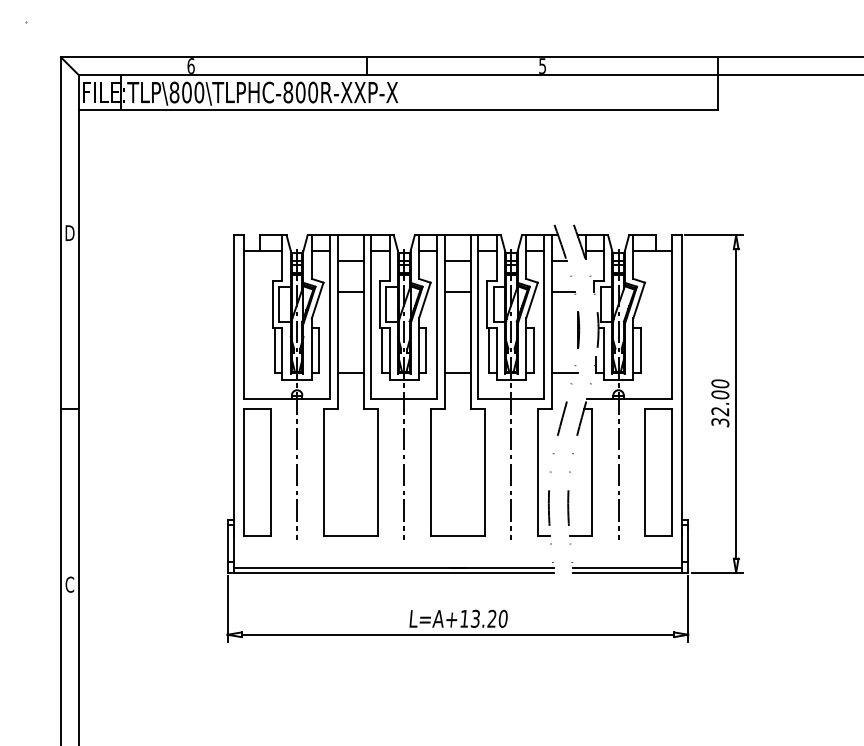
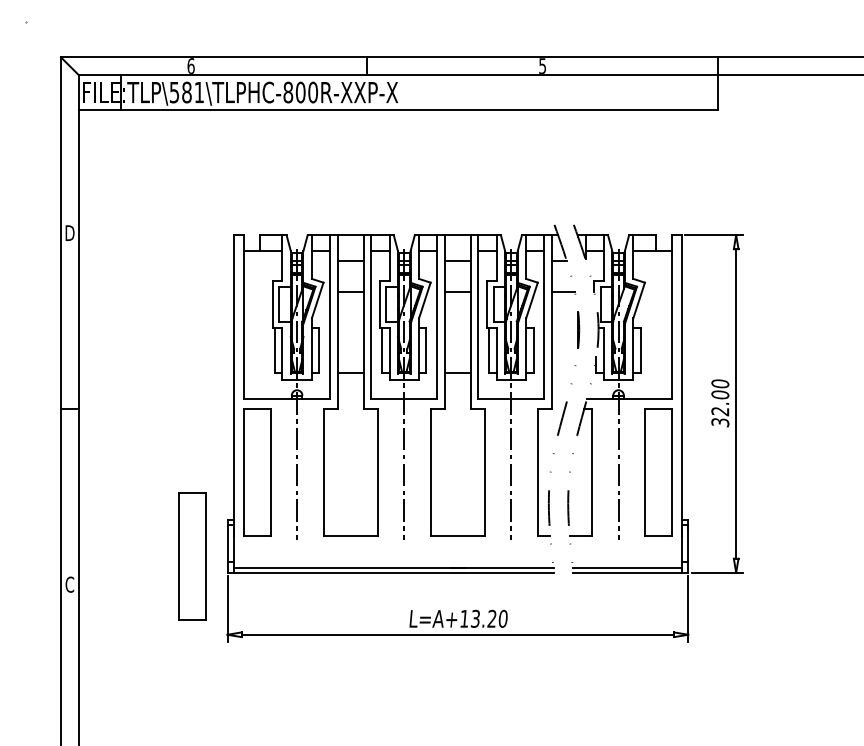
text: TLP\800\TLPHC-800R-XXP-X -> TLP\581\TLPHC-800R-XXP-X (186, 92)
line: present -> none (564, 373)
part: none -> present (192, 556)
